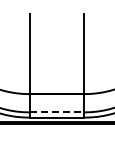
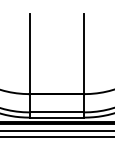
line: dashed -> solid (57, 112)
line: none -> present (56, 131)
line: none -> present (56, 136)
